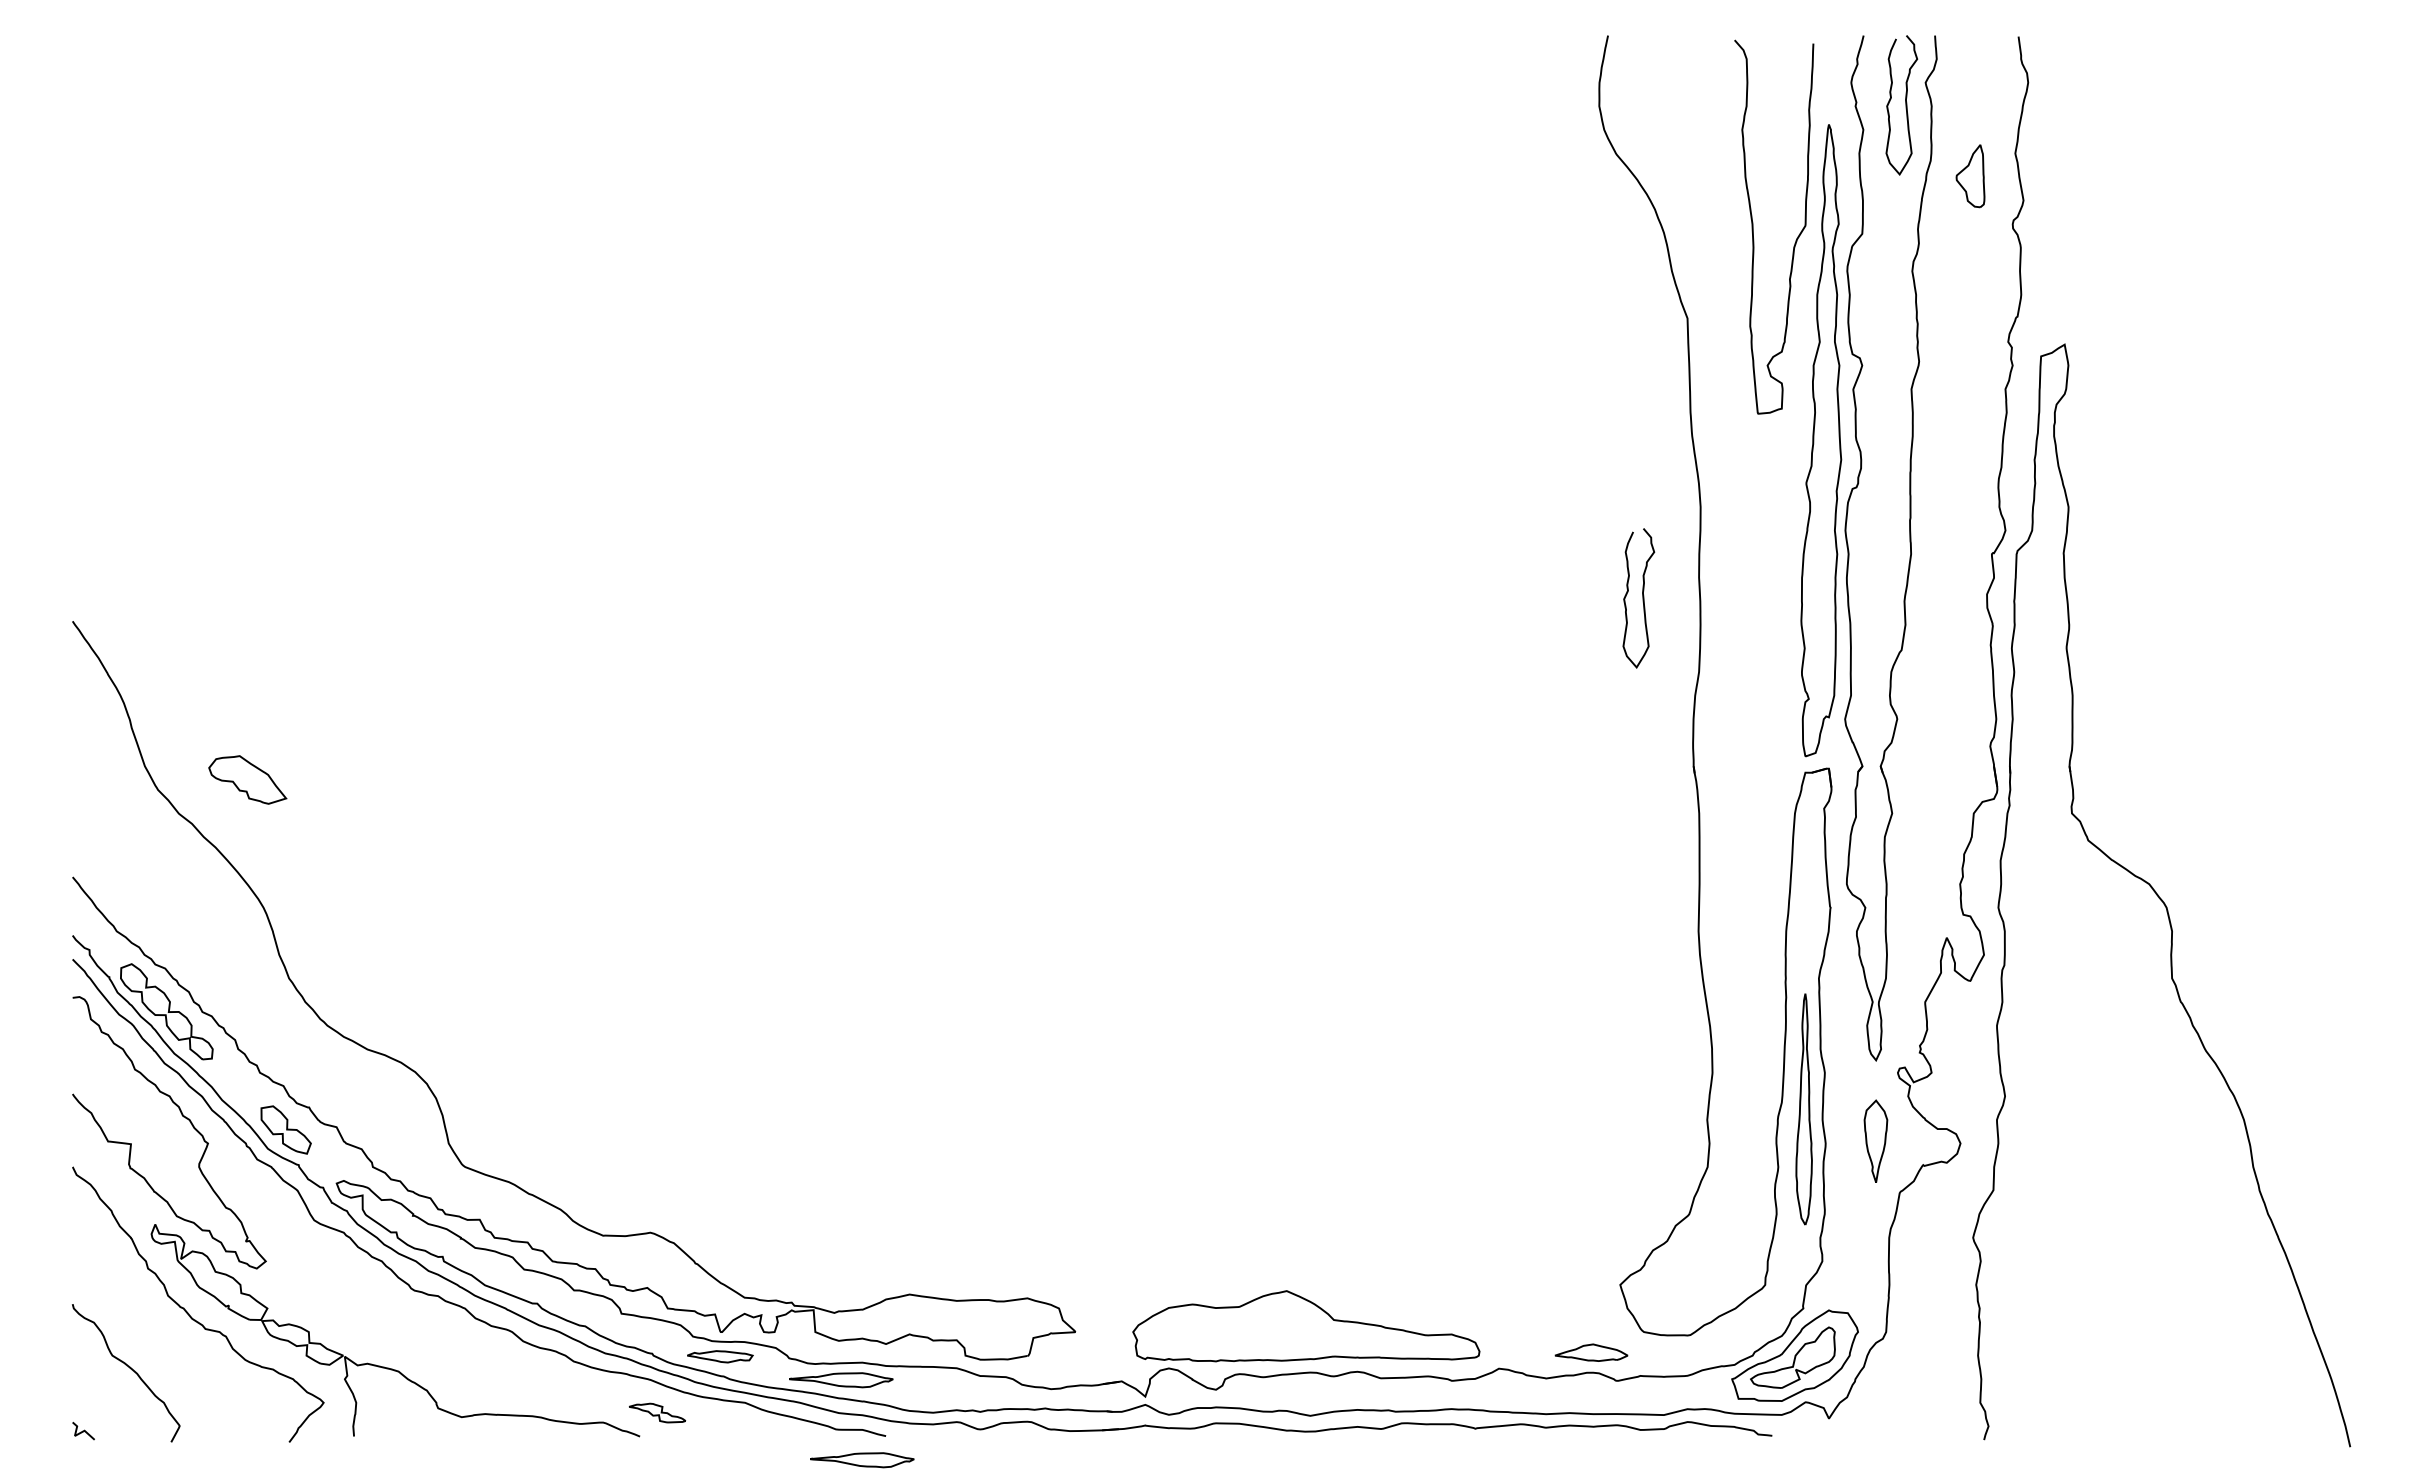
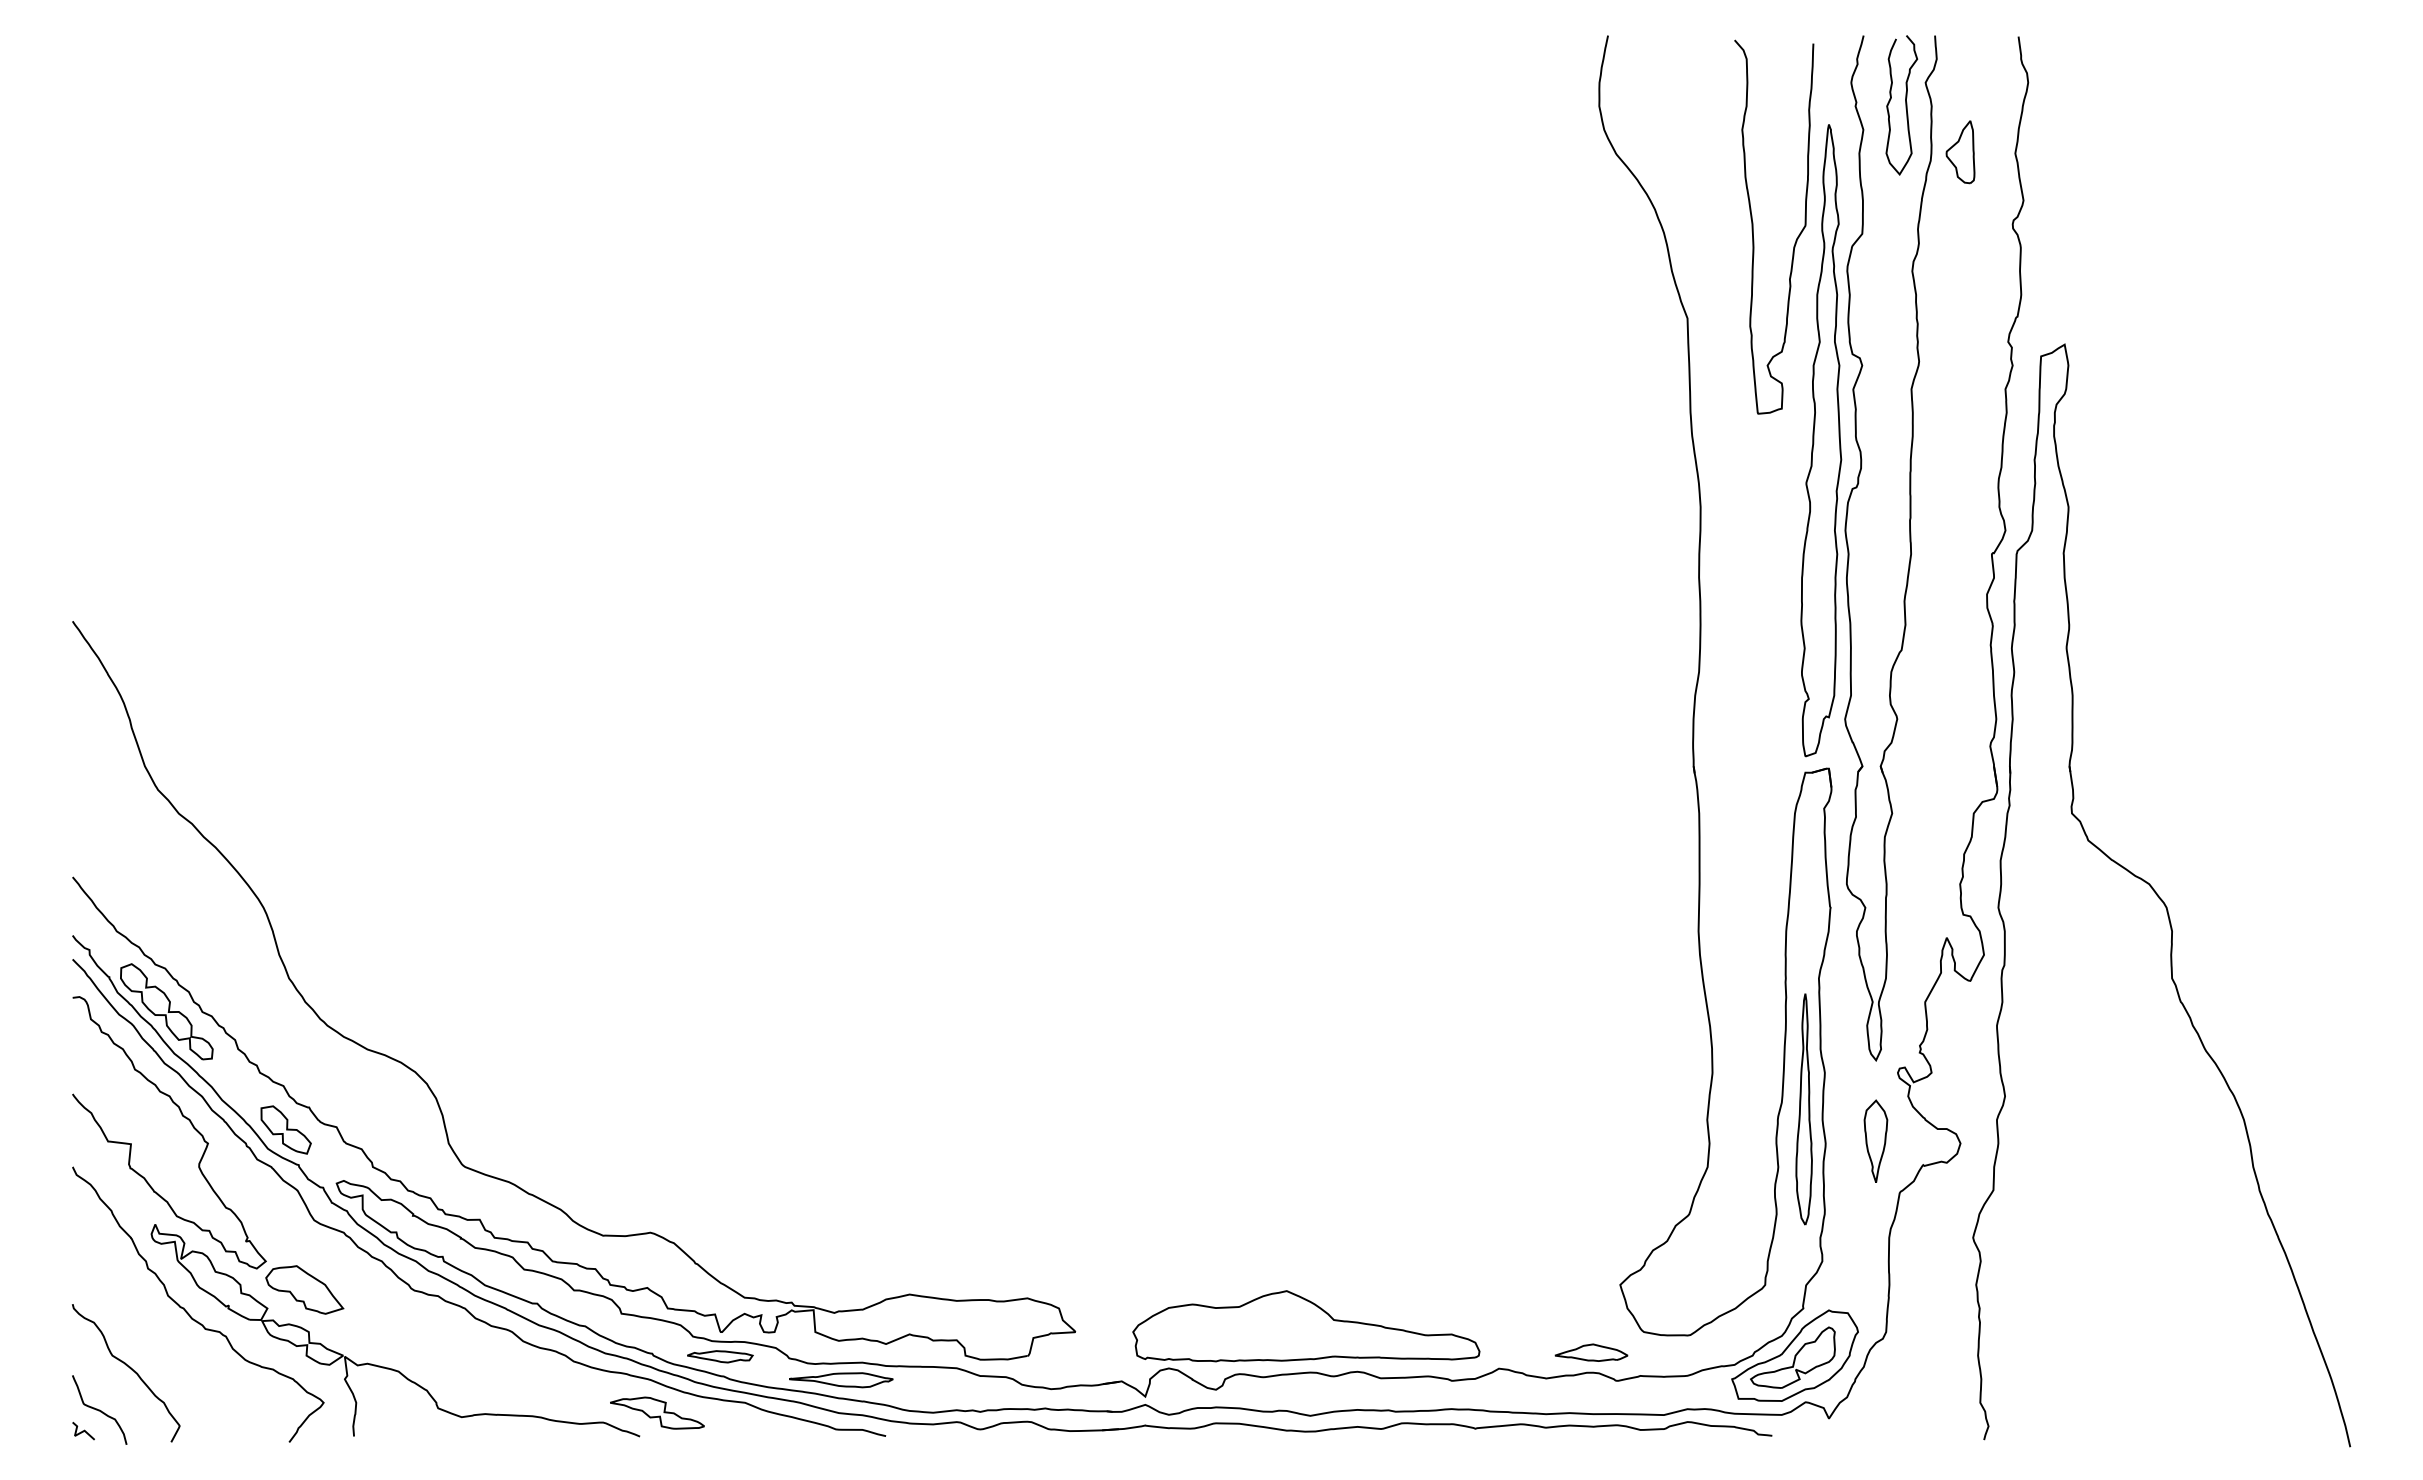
part position: (1970, 176) -> (1960, 152) (1960, 152)
curve: present -> none (1642, 598)
part position: (247, 779) -> (304, 1289) (304, 1289)
curve: none -> present (99, 1409)
part size: 58x22 px -> 95x34 px (657, 1412)
part: present -> none (862, 1460)
